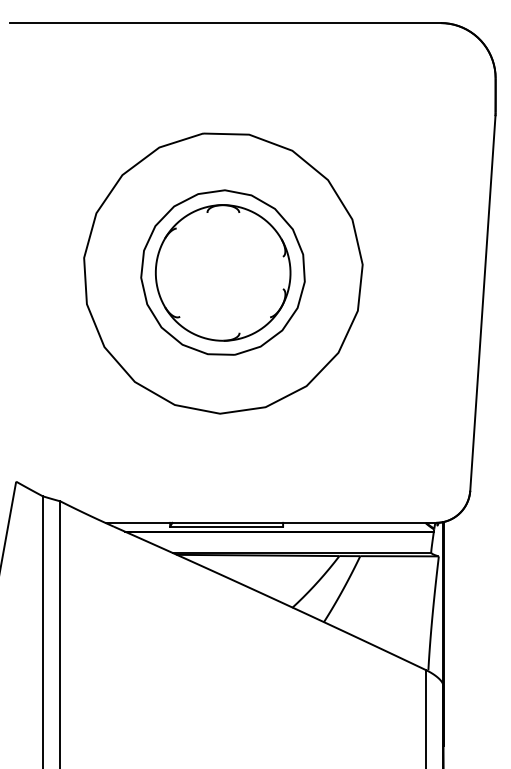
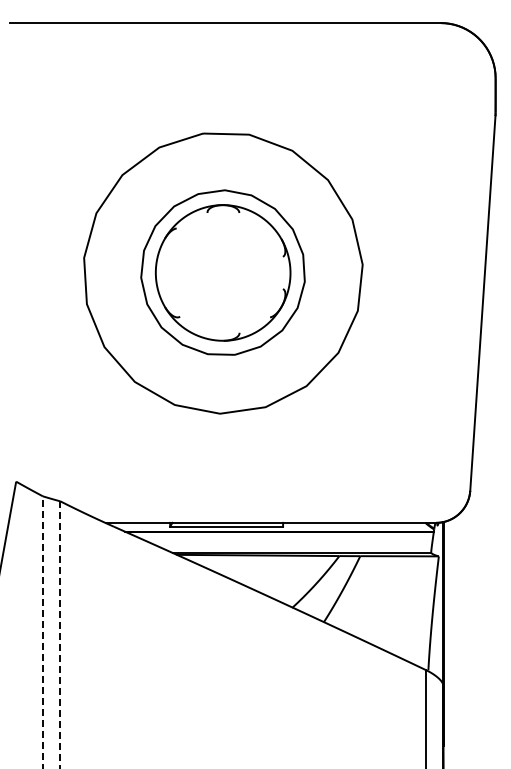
line: solid -> dashed (42, 632)
line: solid -> dashed (60, 635)
